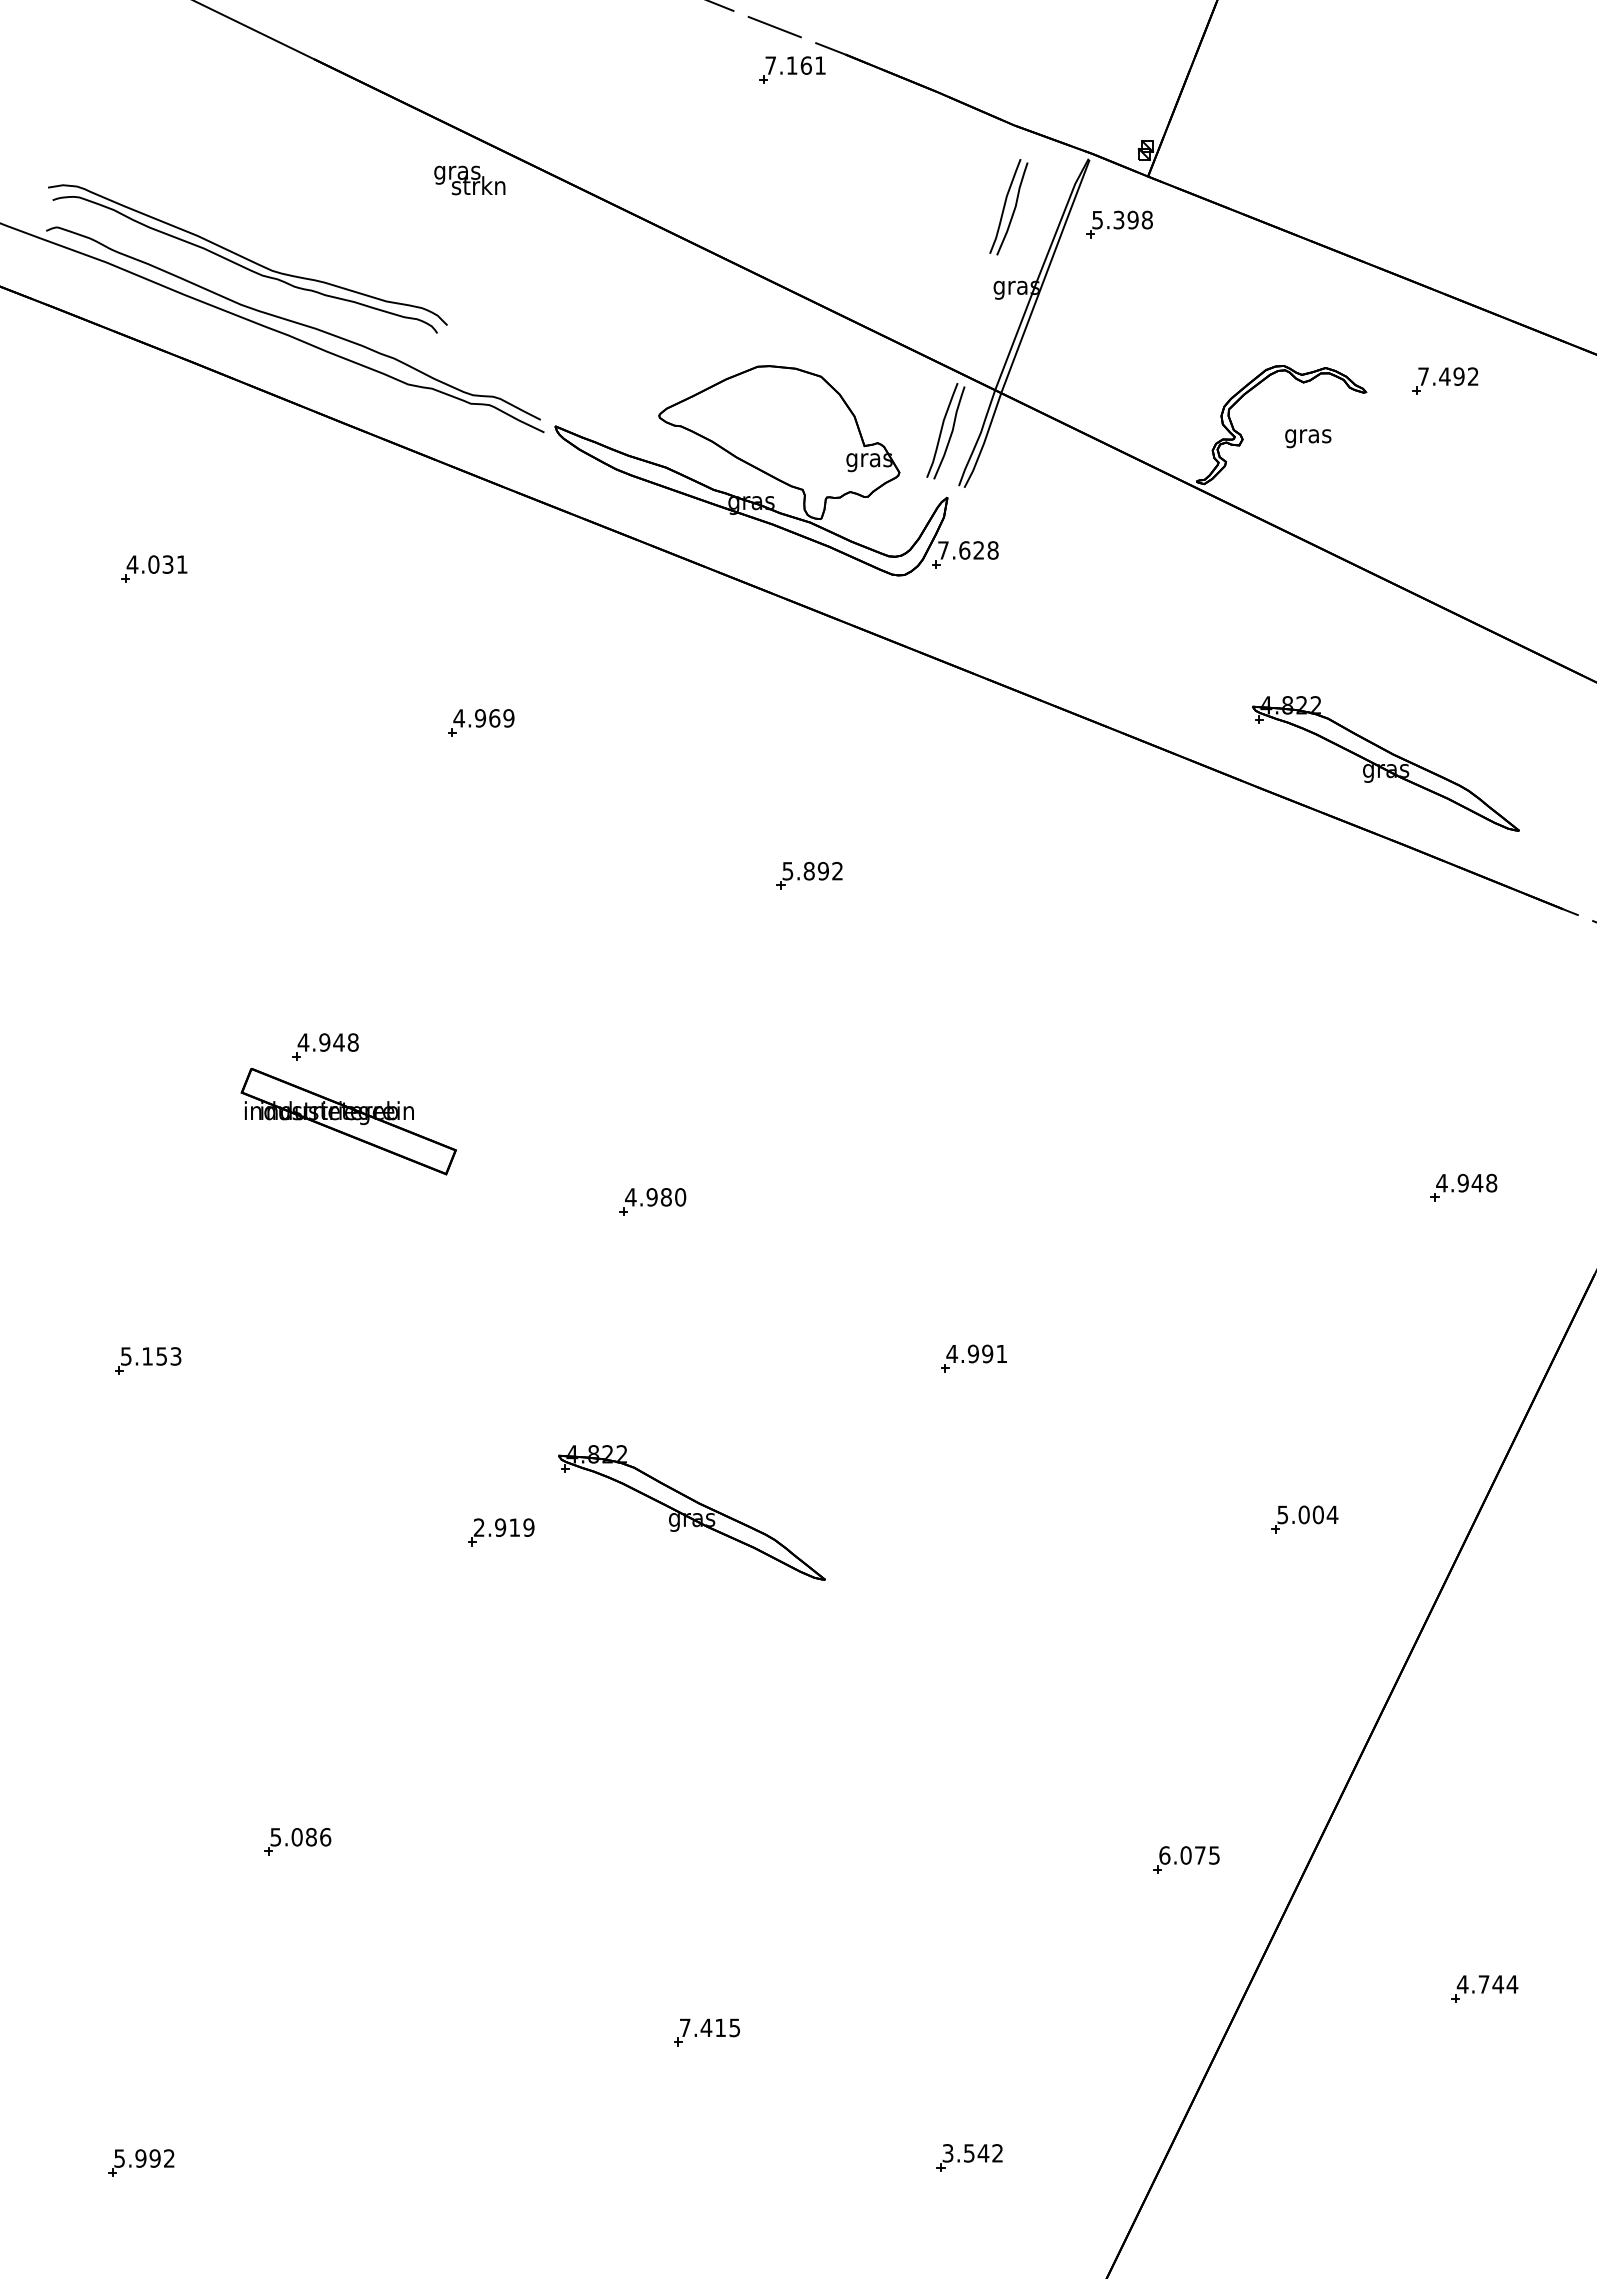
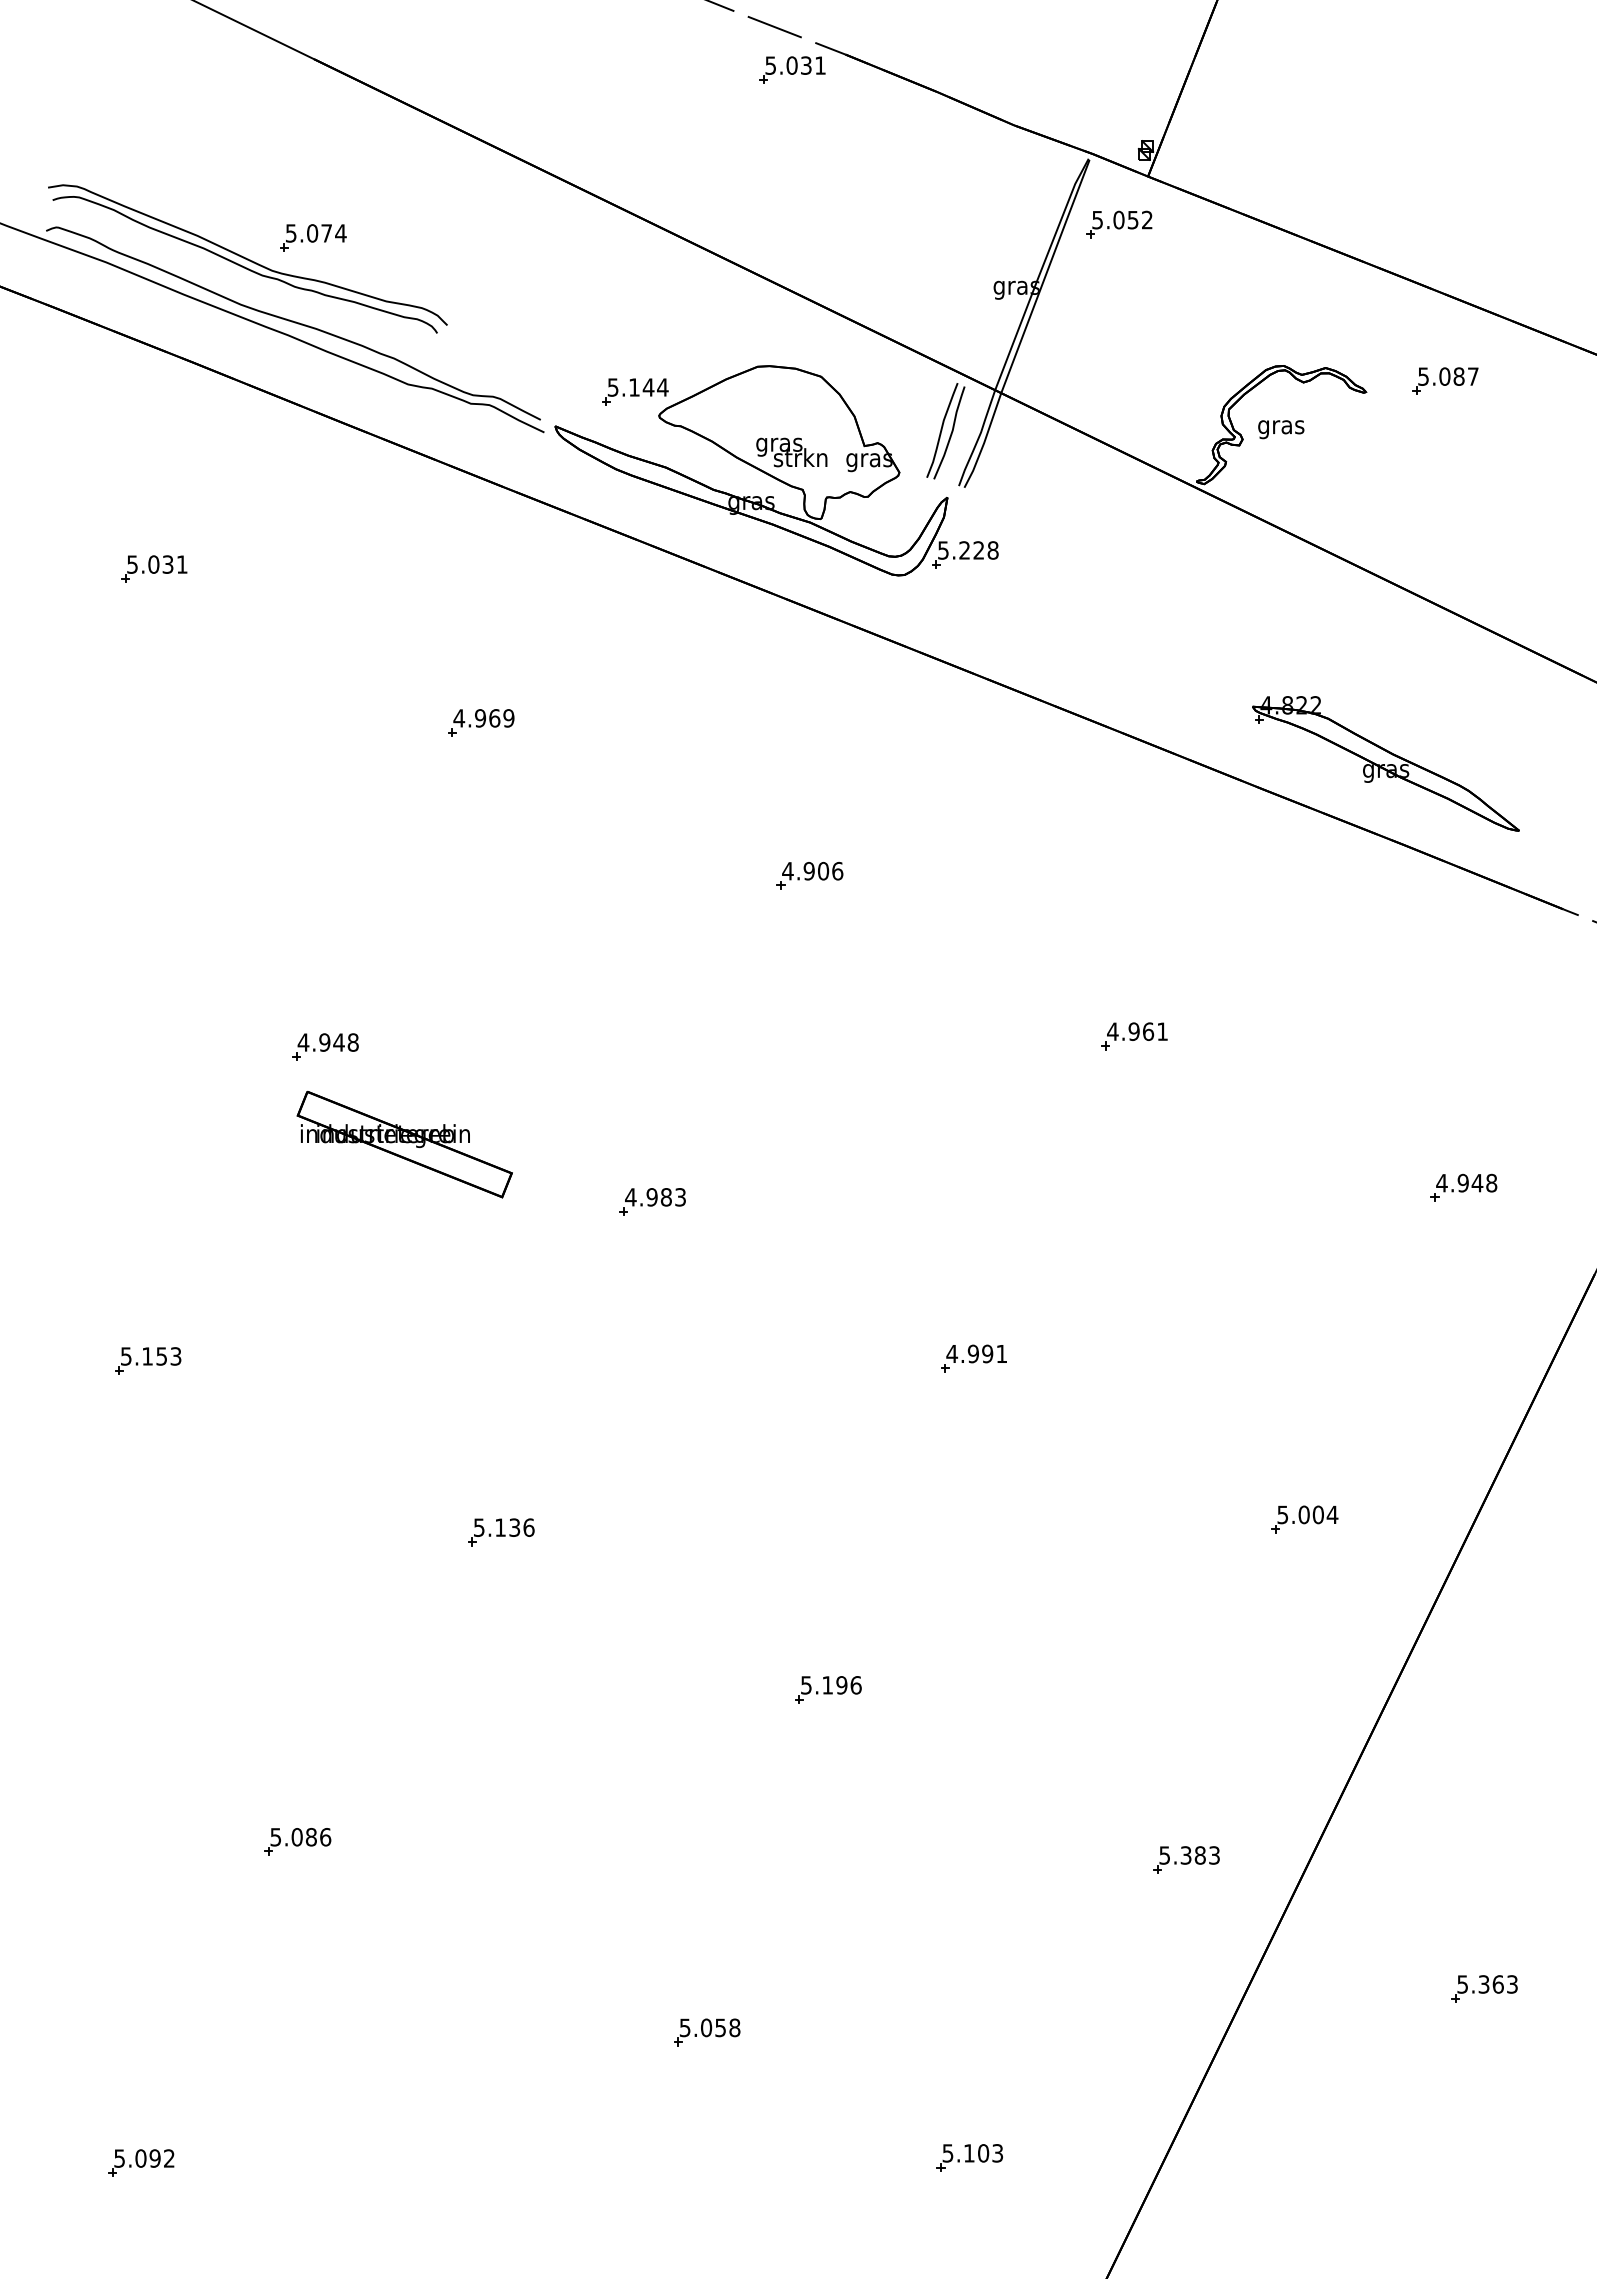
text: 7.161 -> 5.031 (788, 65)
text position: (469, 180) -> (791, 452) (791, 452)
part: present -> none (1008, 207)
text: 5.398 -> 5.052 (1132, 219)
part: none -> present (313, 237)
text: 7.492 -> 5.087 (1448, 376)
part: none -> present (635, 391)
text position: (1308, 438) -> (1281, 429) (1281, 429)
text: 7.628 -> 5.228 (954, 550)
text: 4.031 -> 5.031 (132, 564)
text: 5.892 -> 4.906 (812, 870)
part: none -> present (1134, 1036)
part position: (348, 1121) -> (404, 1144) (404, 1144)
text: 4.980 -> 4.983 (680, 1197)
part: present -> none (691, 1512)
text: 2.919 -> 5.136 (504, 1527)
part: none -> present (828, 1689)
text: 6.075 -> 5.383 (1189, 1855)
text: 4.744 -> 5.363 (1487, 1984)
text: 7.415 -> 5.058 (709, 2027)
text: 3.542 -> 5.103 (973, 2153)
text: 5.992 -> 5.092 (140, 2158)
